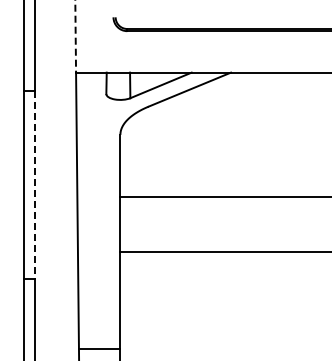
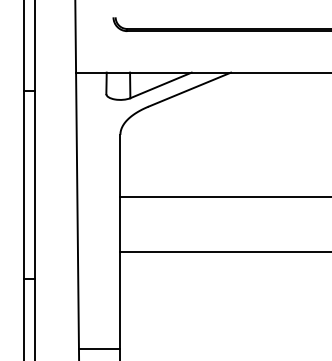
line: dashed -> solid (75, 36)
line: dashed -> solid (34, 185)
